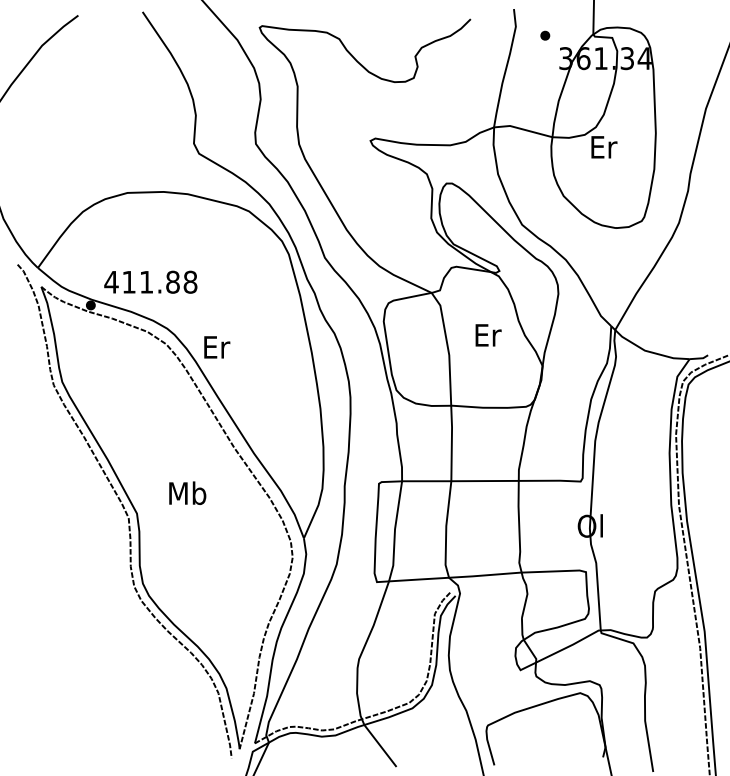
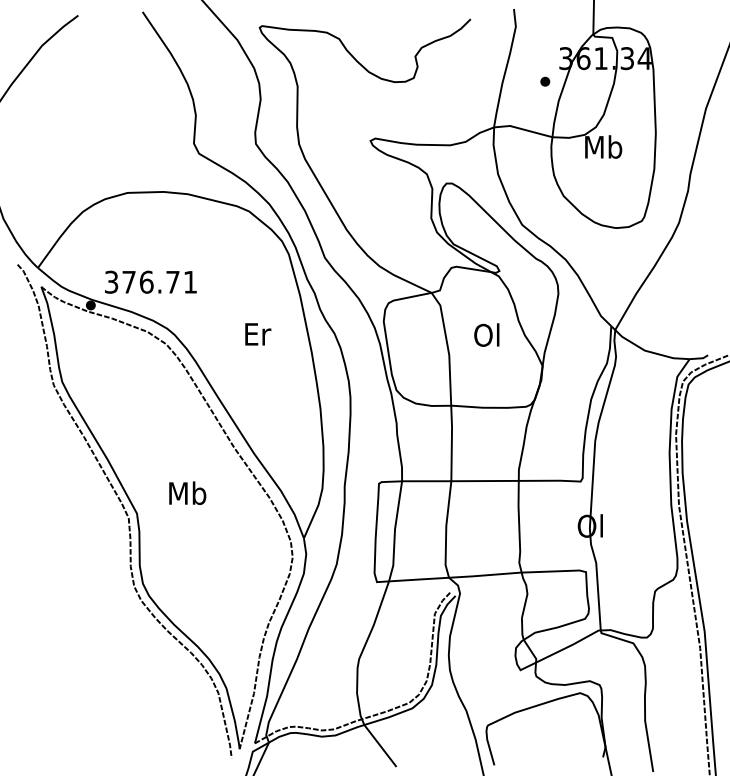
part position: (545, 35) -> (545, 81) (545, 81)
text: Er -> Mb (603, 146)
text: 411.88 -> 376.71 (150, 281)
text: Er -> Ol (487, 334)
text position: (217, 347) -> (258, 334) (258, 334)
